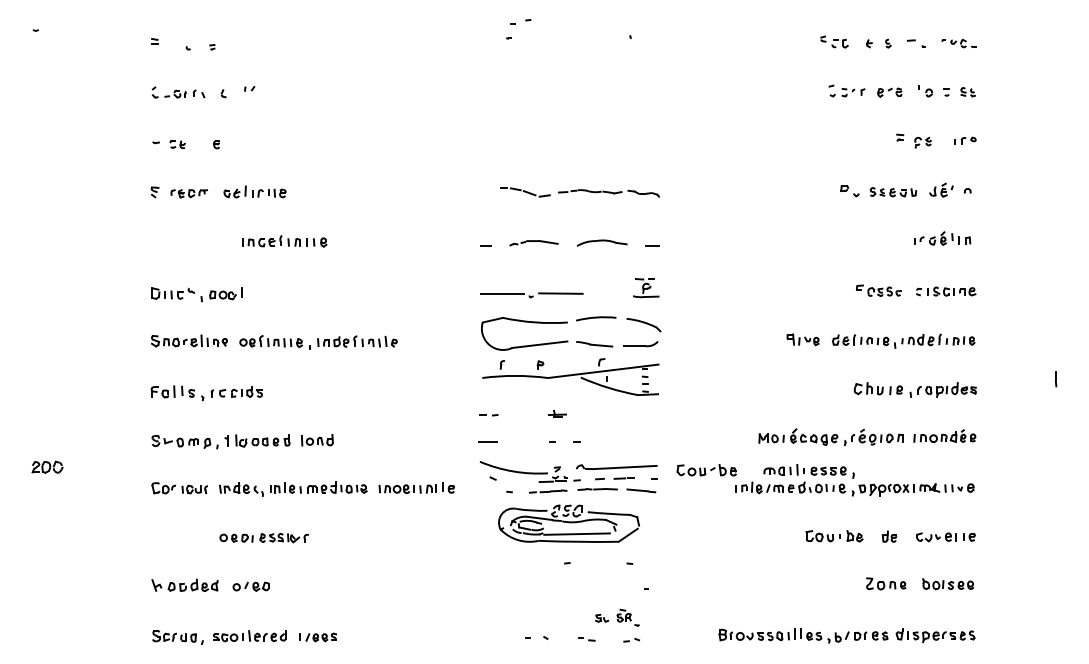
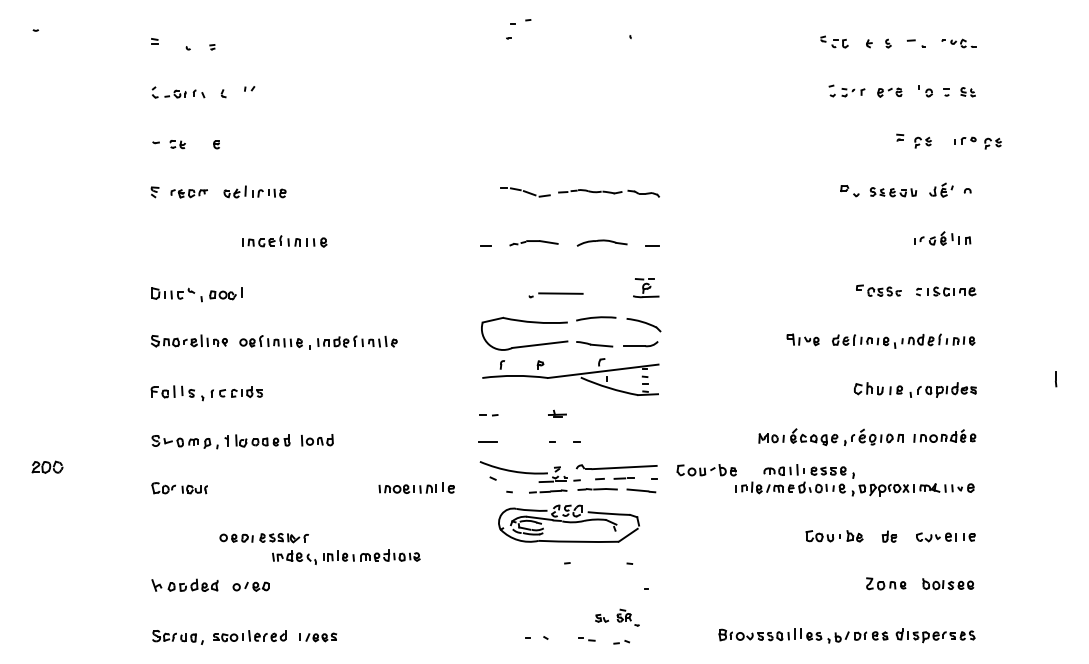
part: none -> present (992, 143)
line: present -> none (502, 293)
part position: (293, 488) -> (346, 556) (346, 556)
line: present -> none (576, 533)
part position: (631, 640) -> (621, 642) (621, 642)
